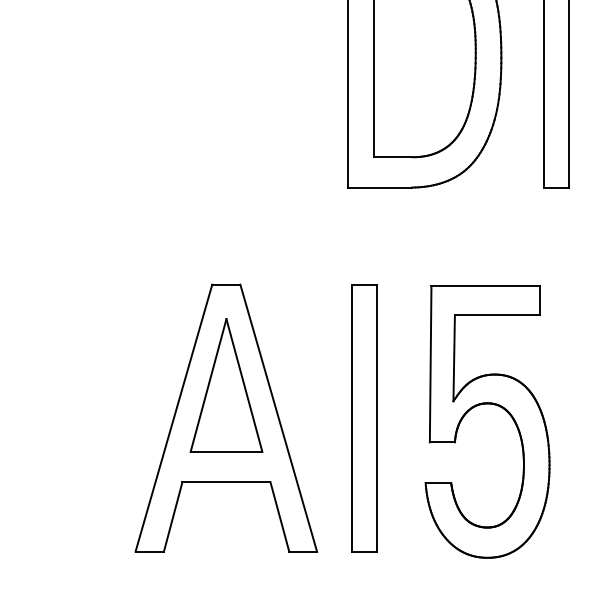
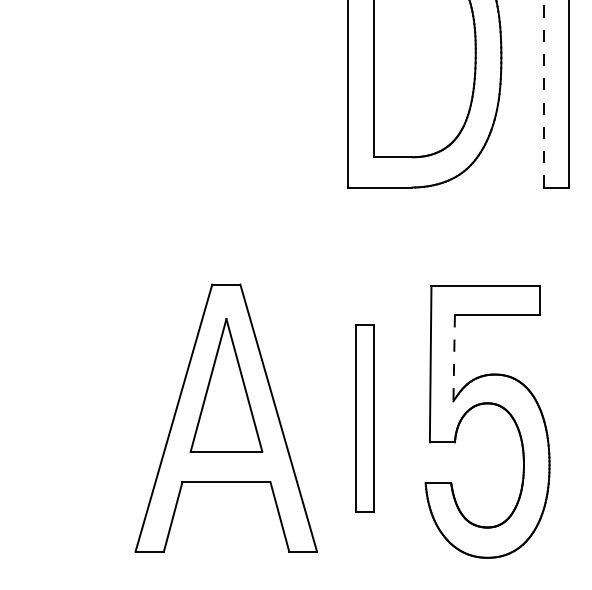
line: solid -> dashed (543, 93)
line: solid -> dashed (454, 358)
part size: 27x269 px -> 20x189 px (364, 418)
